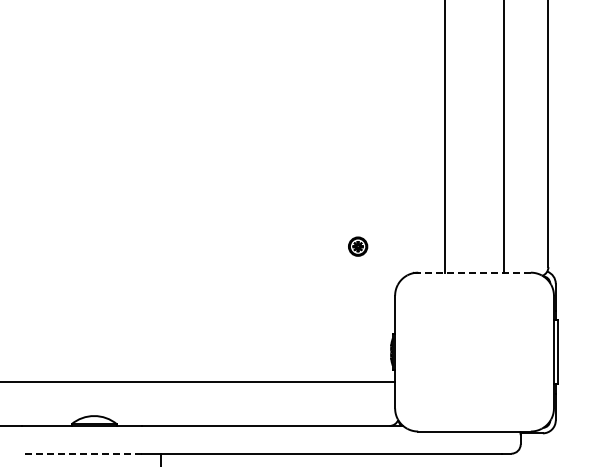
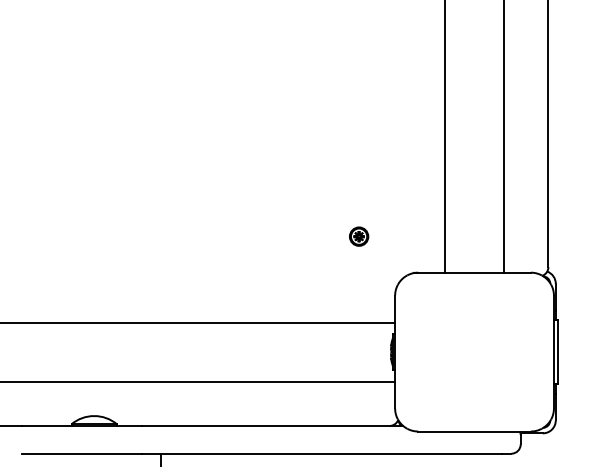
part position: (358, 246) -> (359, 236) (359, 236)
line: dashed -> solid (474, 272)
line: none -> present (198, 322)
line: dashed -> solid (81, 453)
